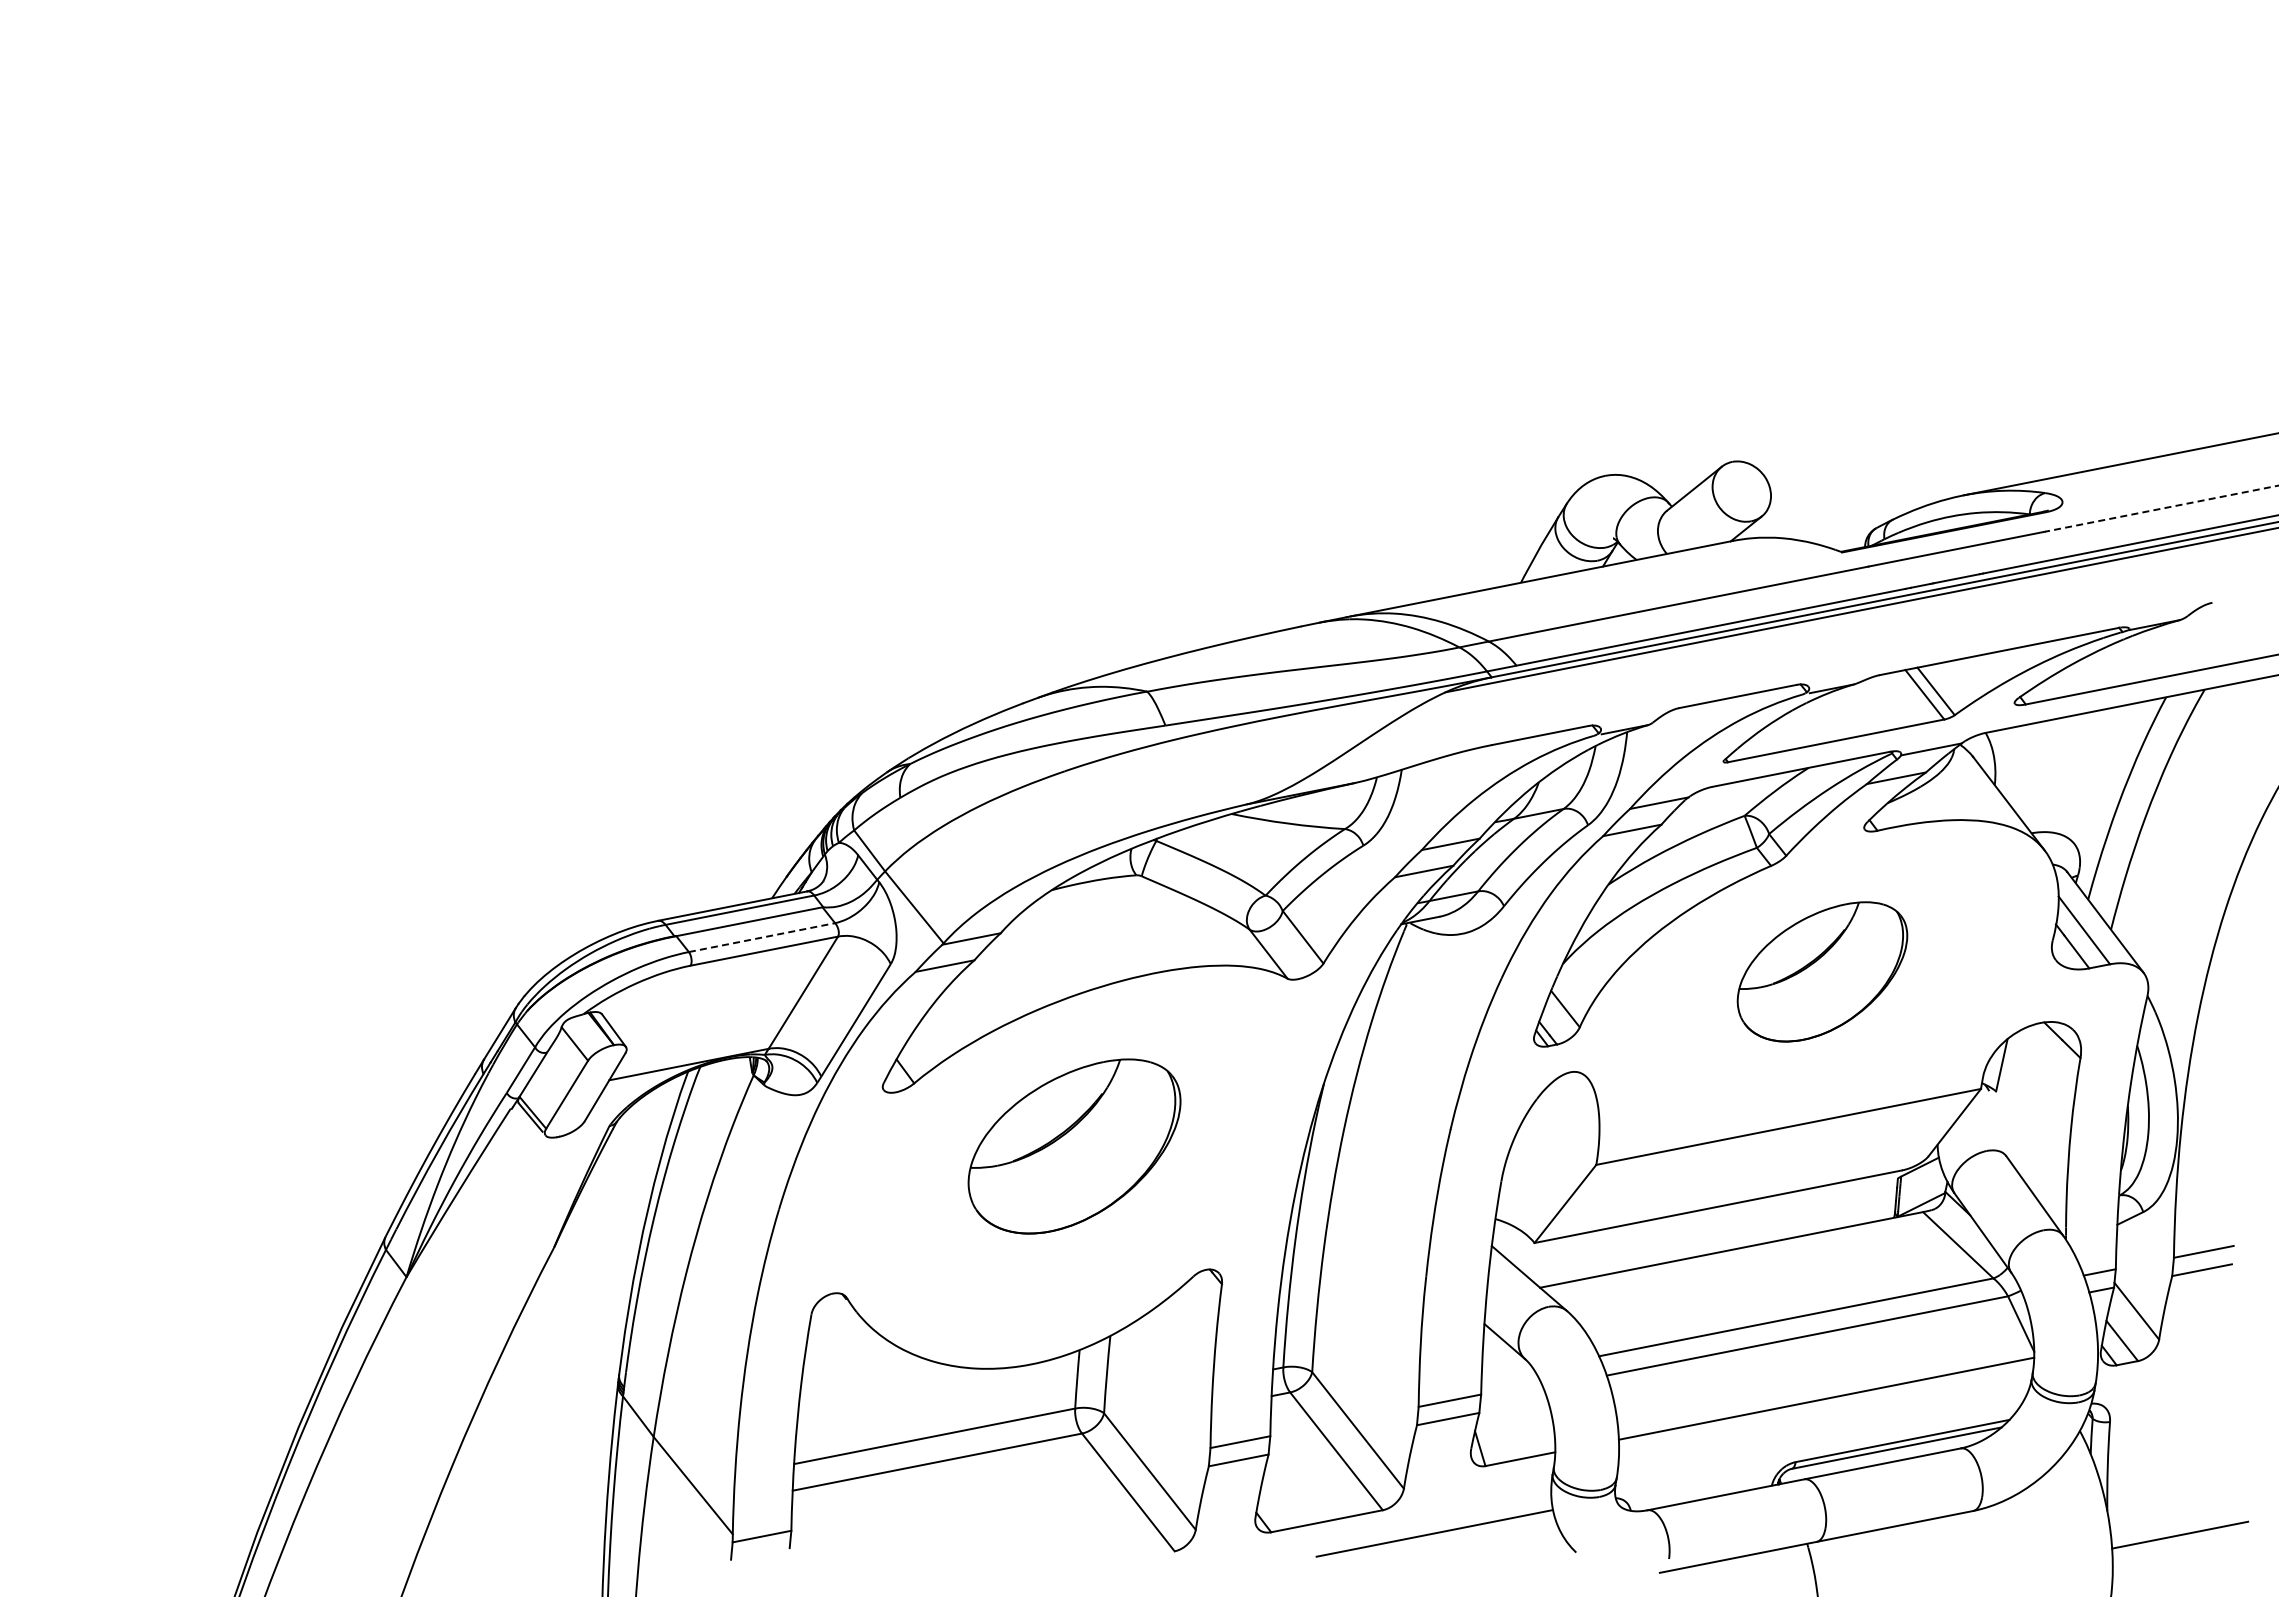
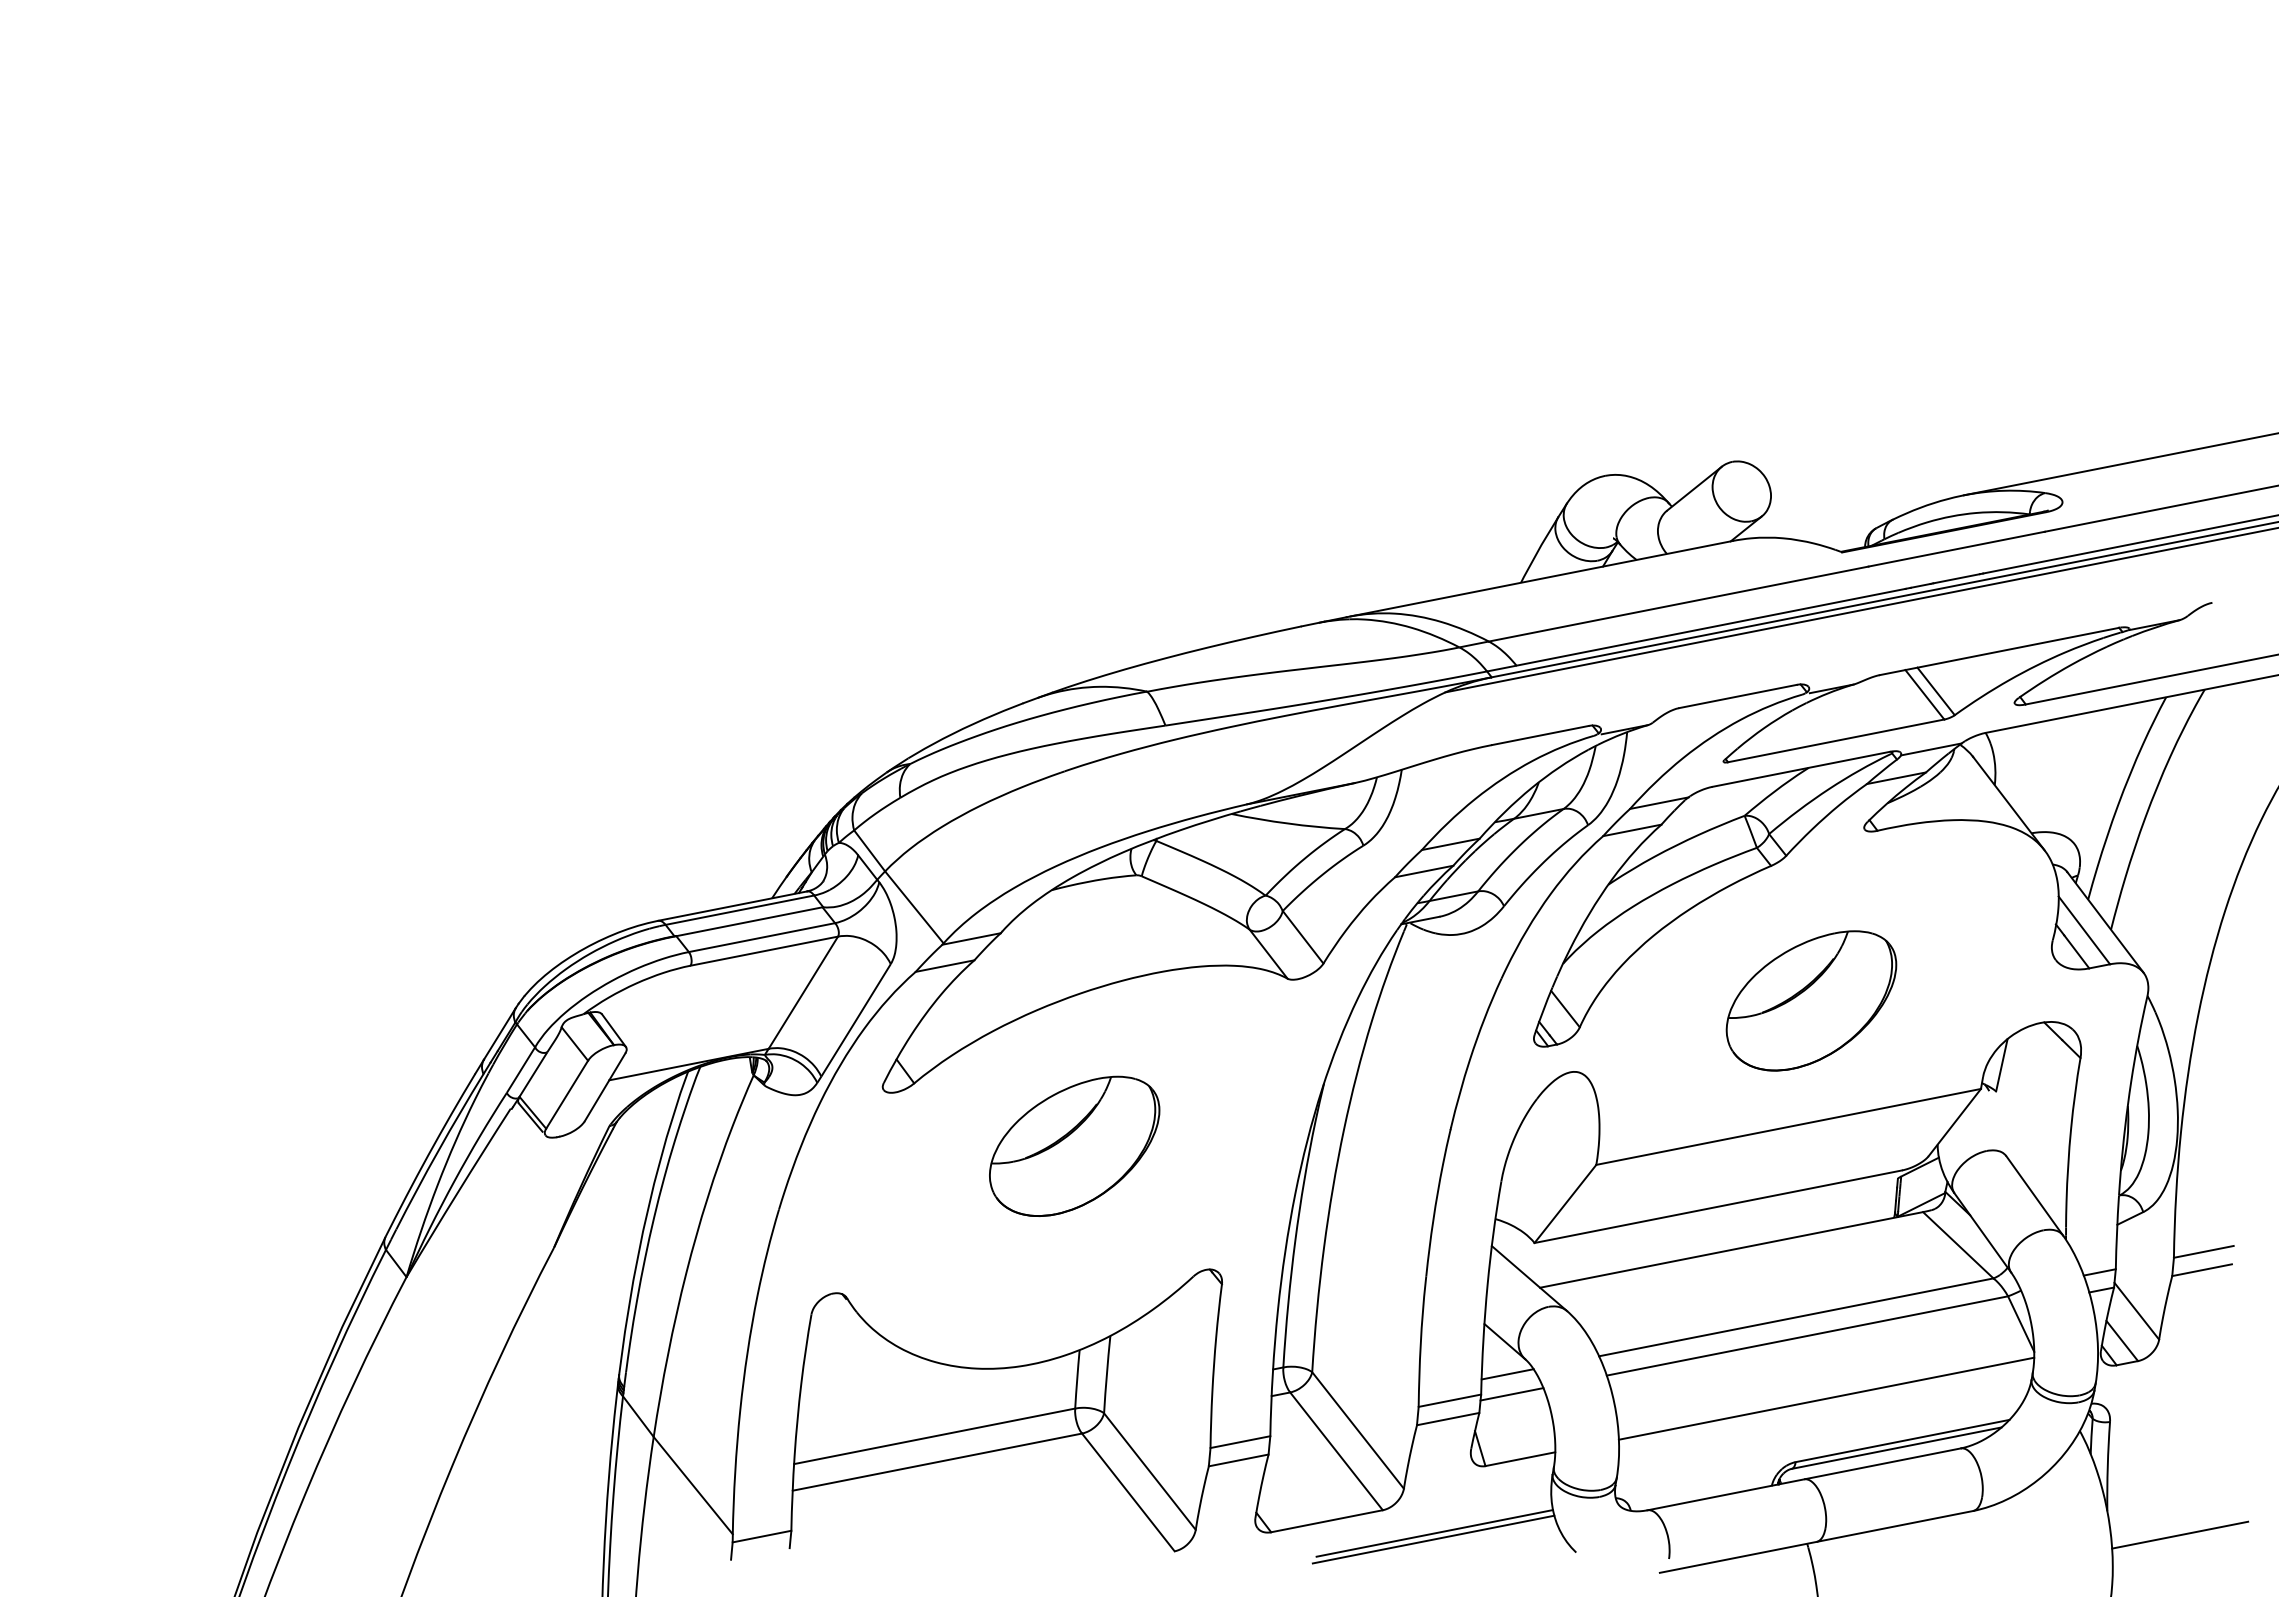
line: dashed -> solid (2161, 508)
line: dashed -> solid (762, 937)
part position: (1822, 971) -> (1811, 1000) (1811, 1000)
part size: 215x177 px -> 172x142 px (1074, 1145)
line: none -> present (1507, 1374)
line: none -> present (1511, 1394)
line: none -> present (1433, 1539)
